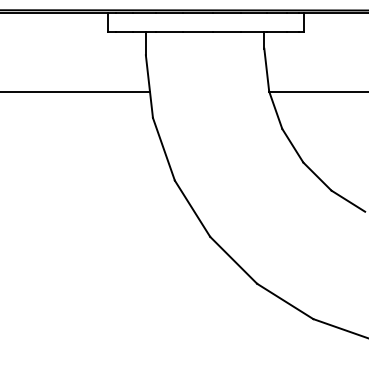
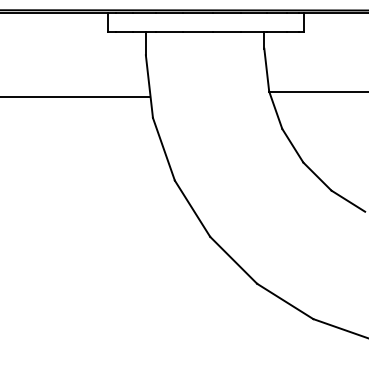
line position: (76, 91) -> (76, 96) (76, 96)
